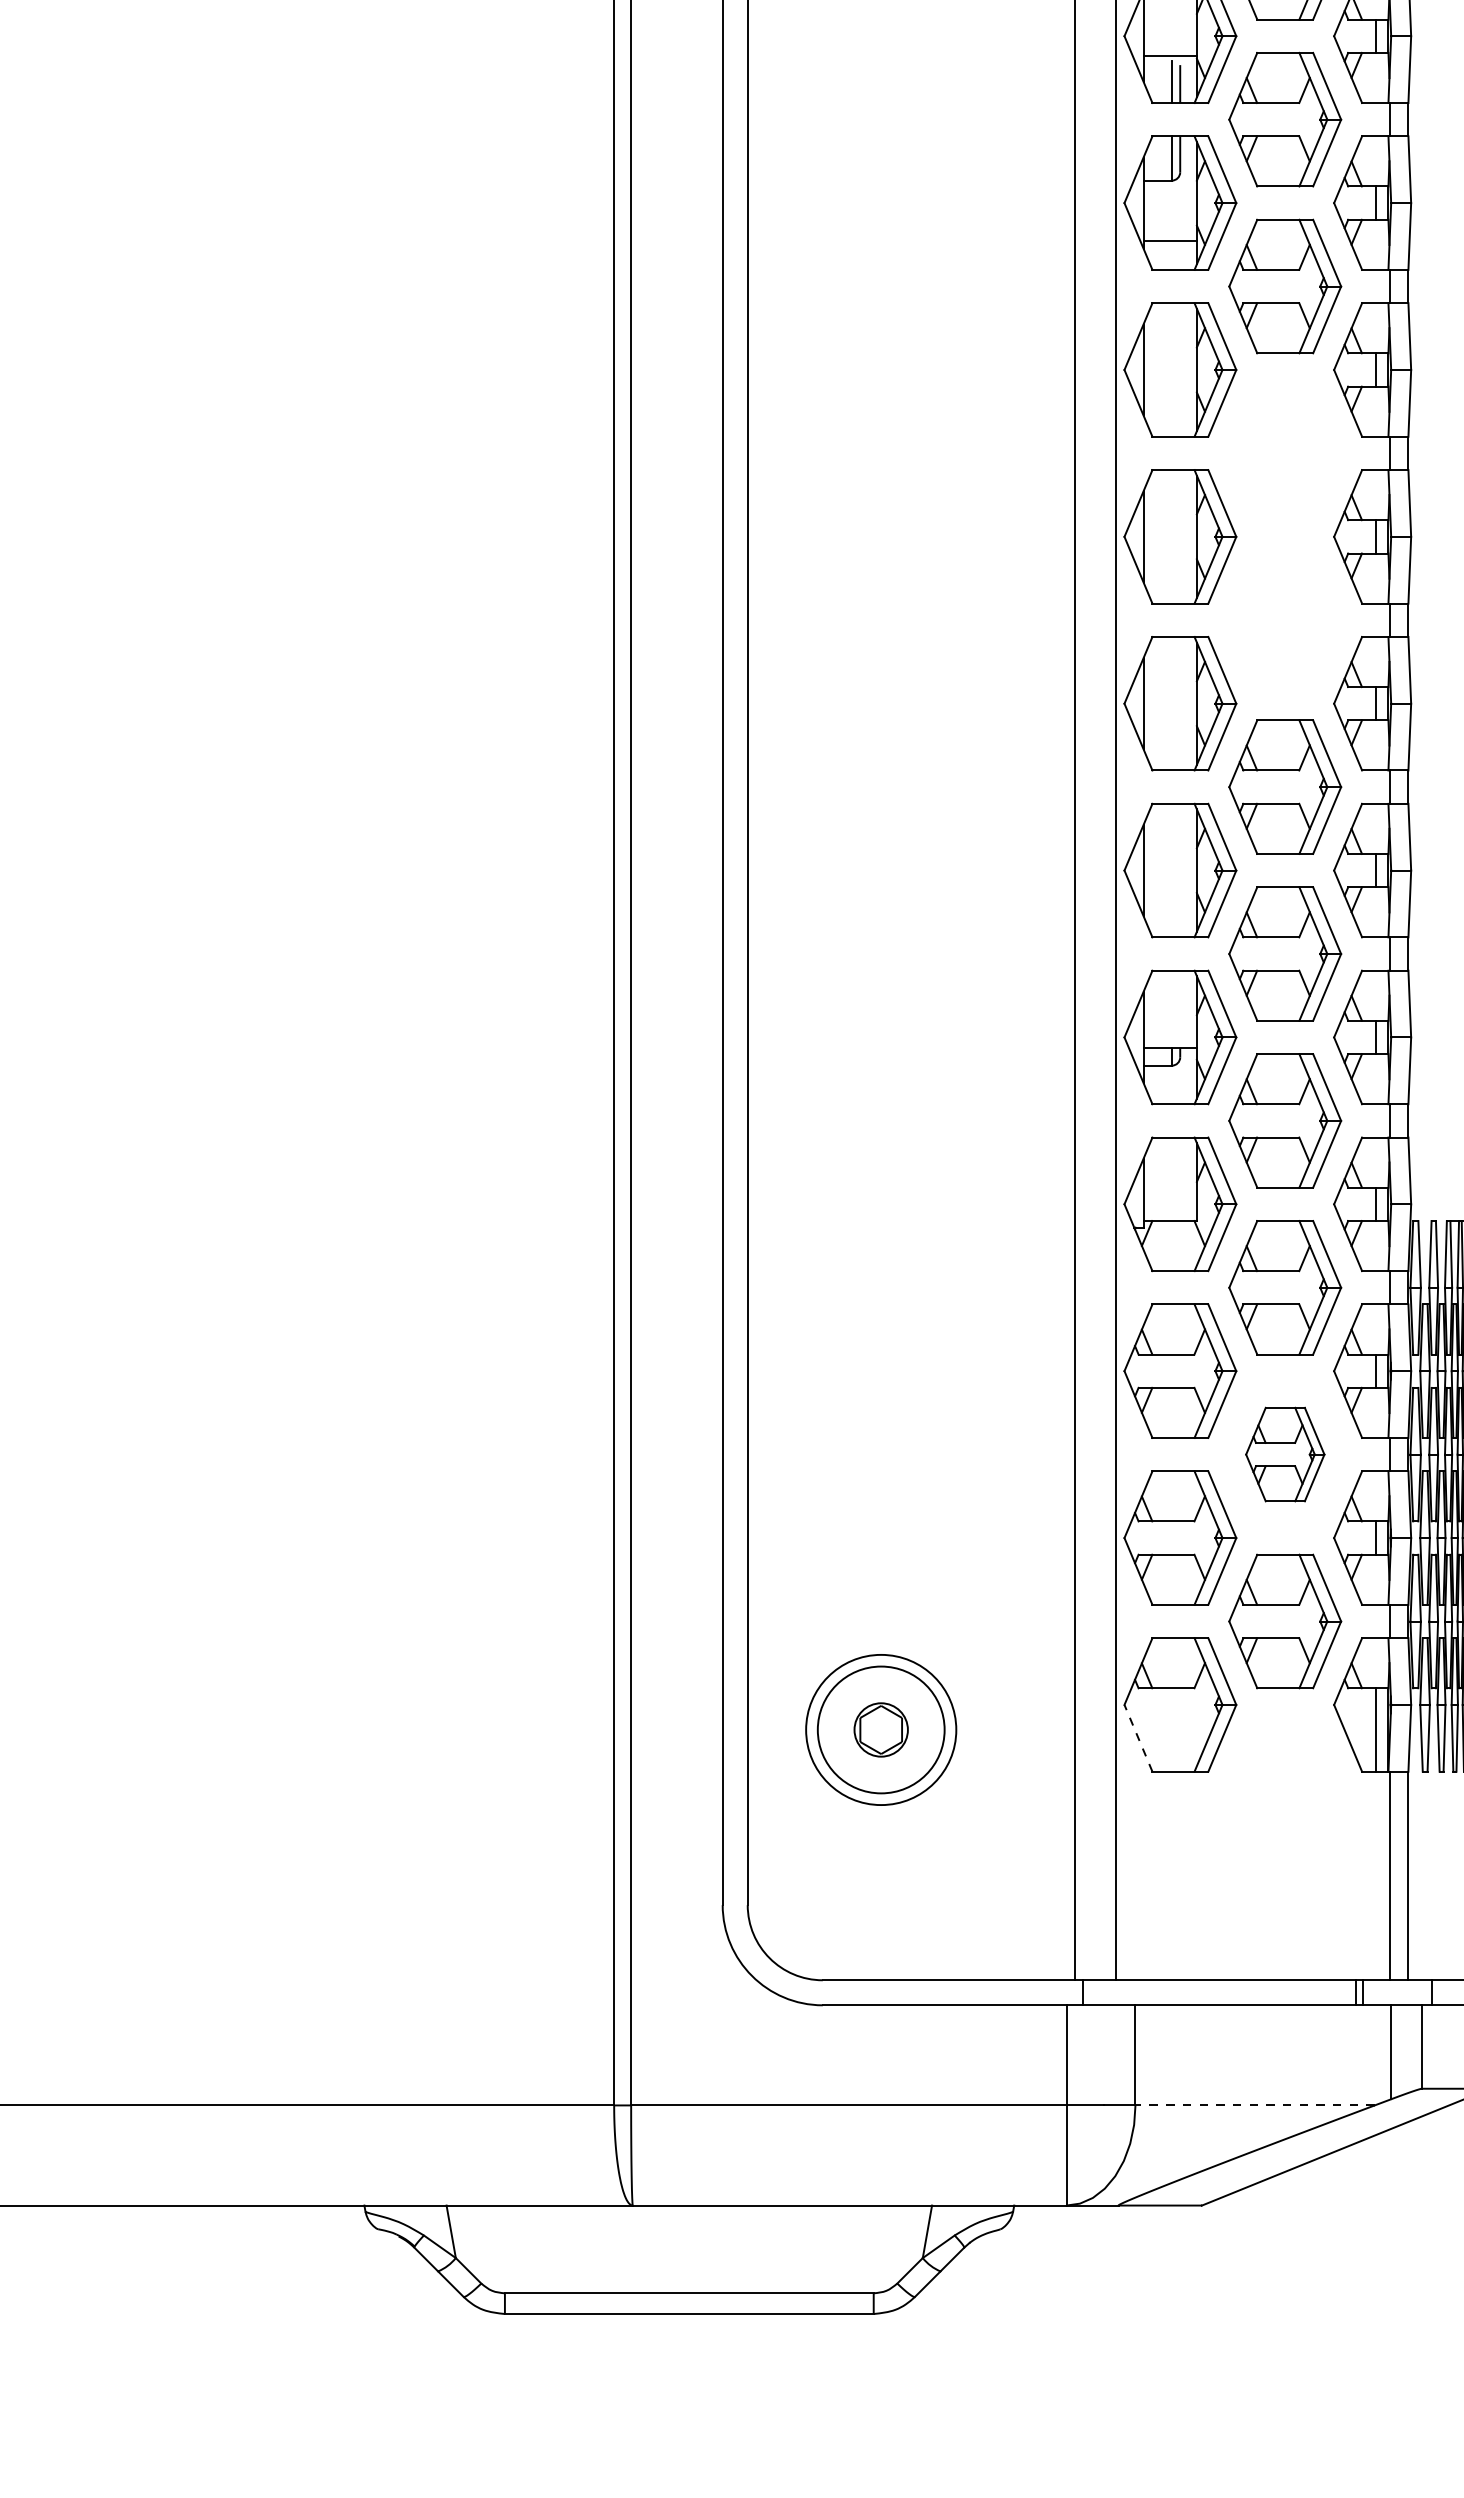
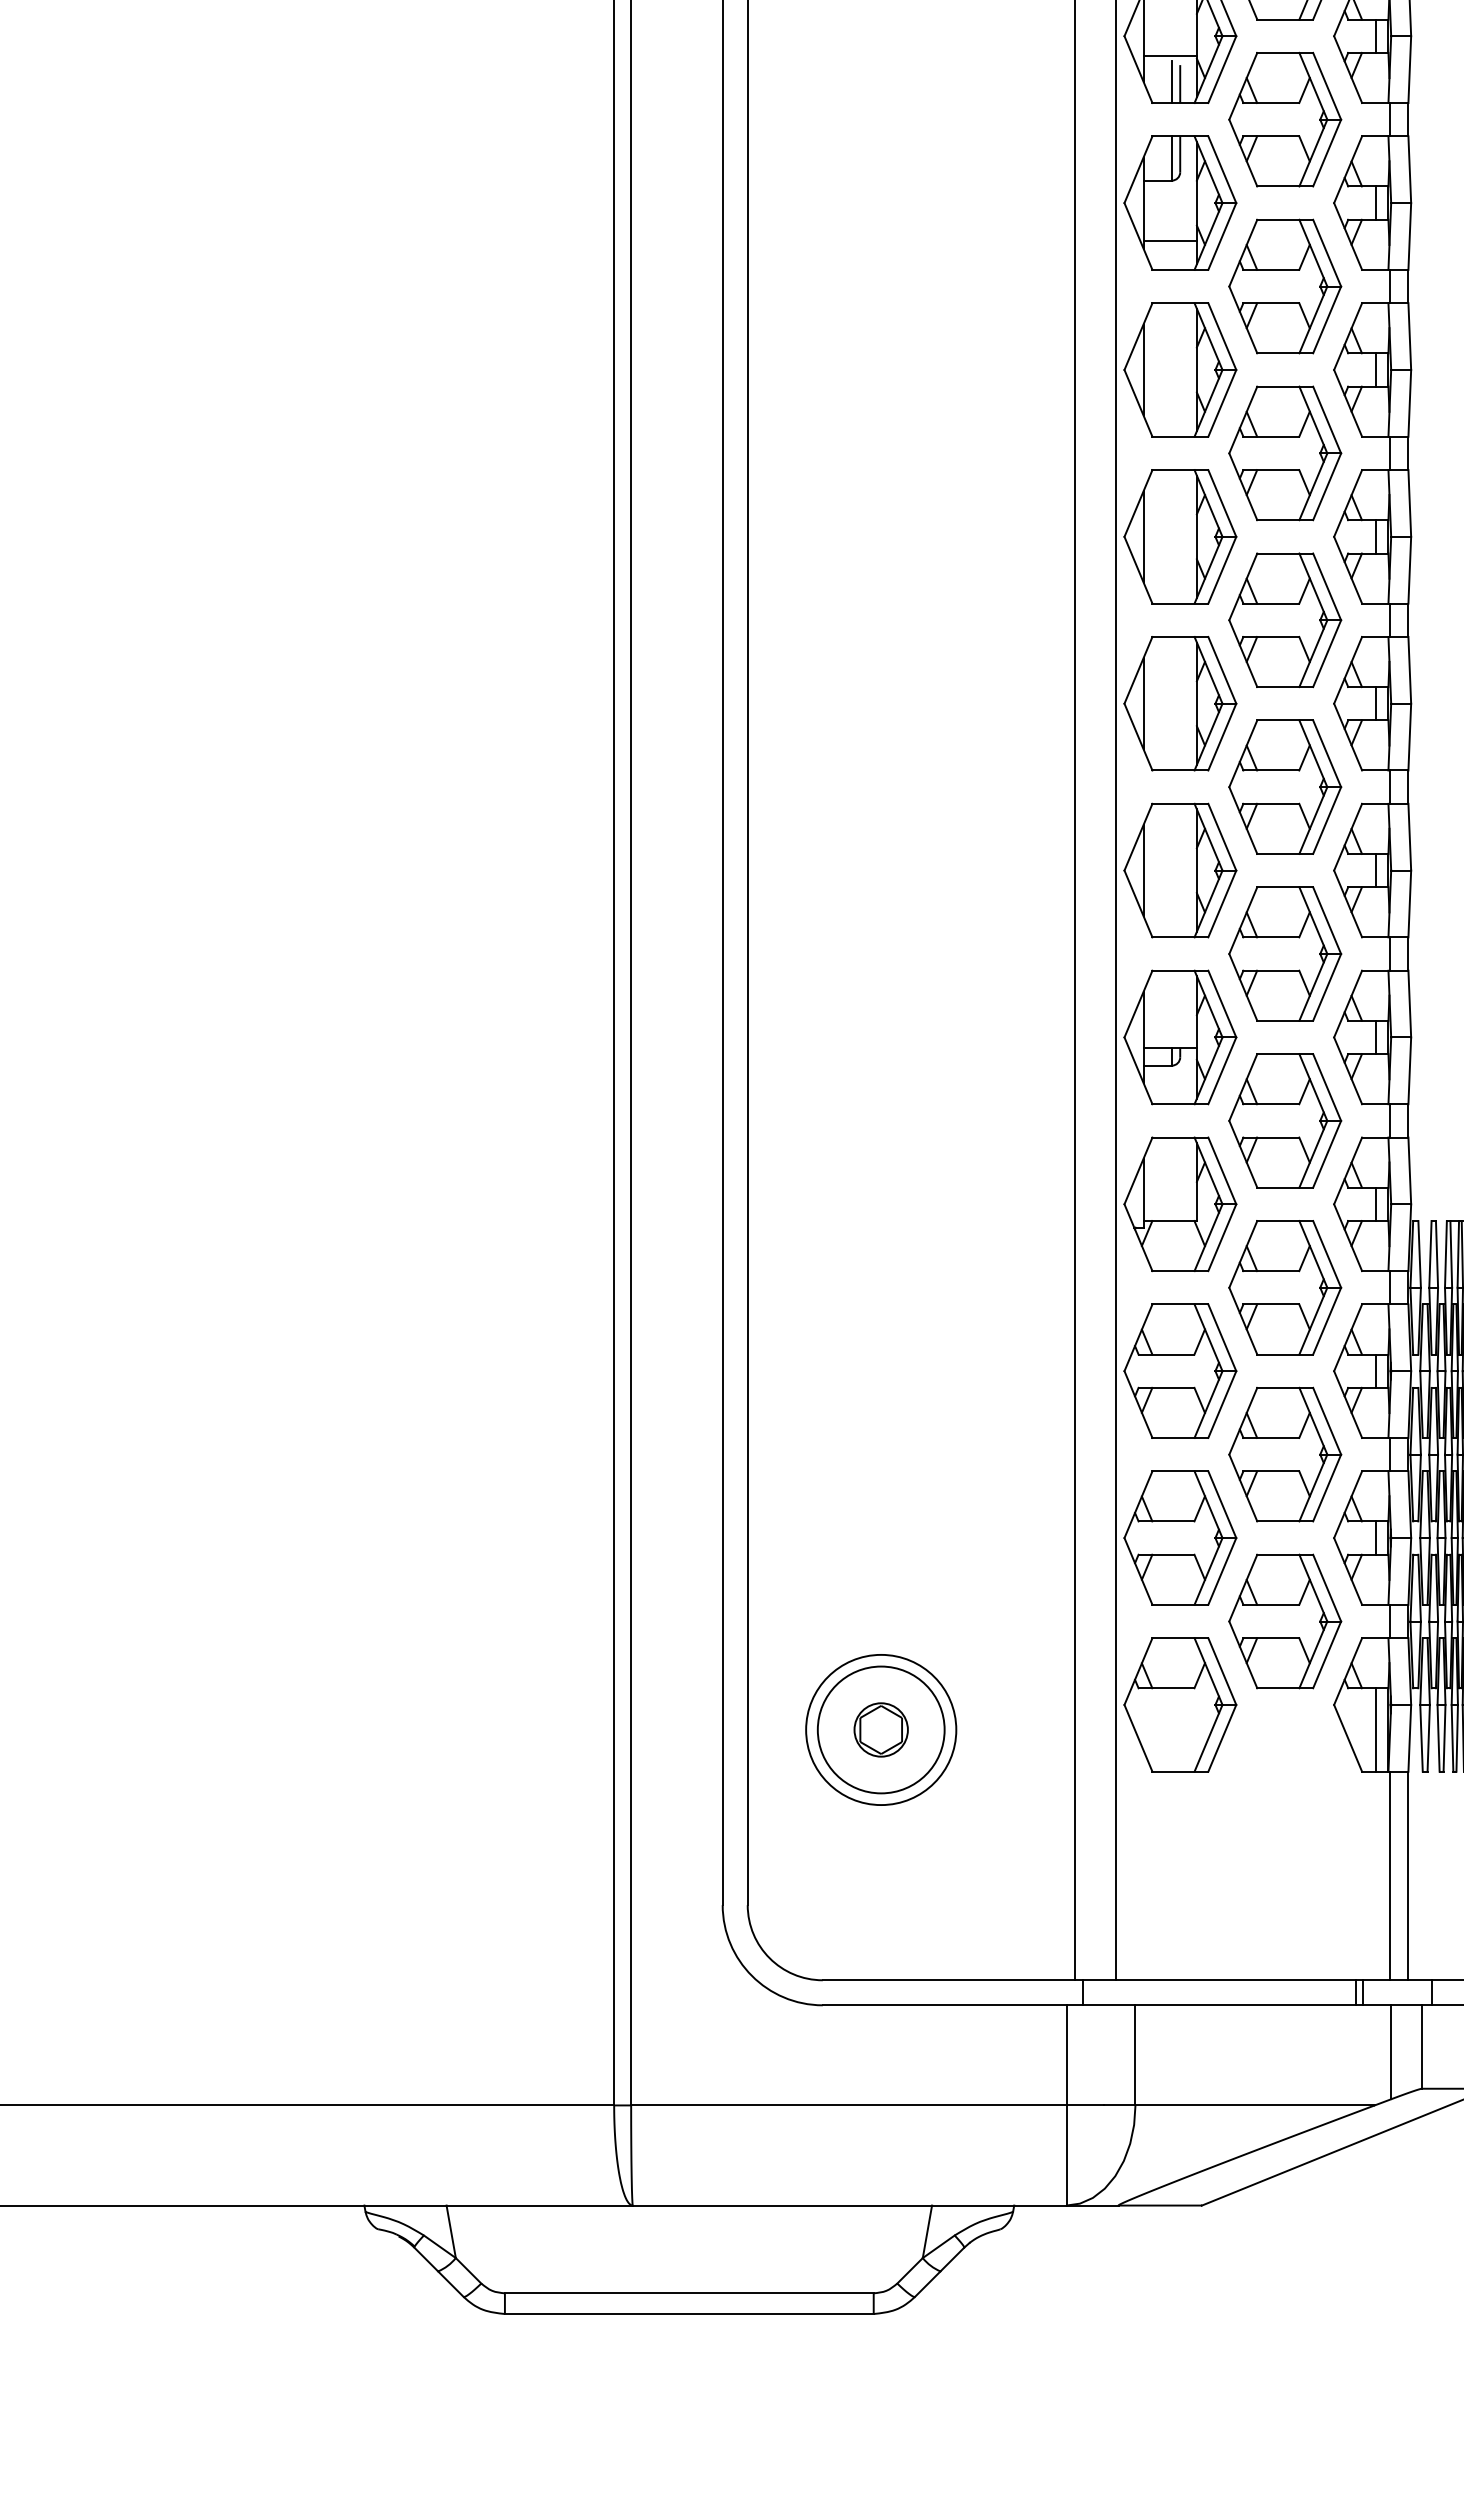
part: none -> present (1285, 453)
part: none -> present (1285, 620)
part size: 81x97 px -> 115x137 px (1285, 1454)
line: dashed -> solid (1138, 1737)
line: dashed -> solid (1255, 2105)
